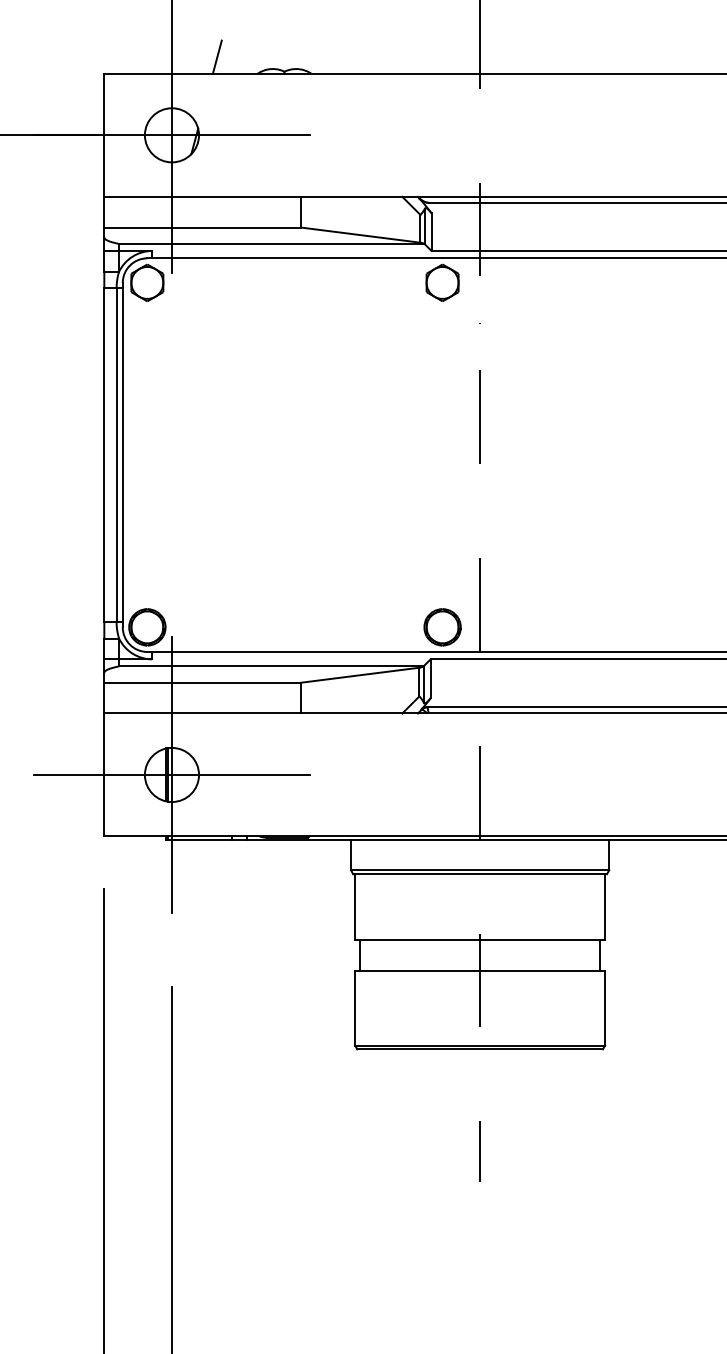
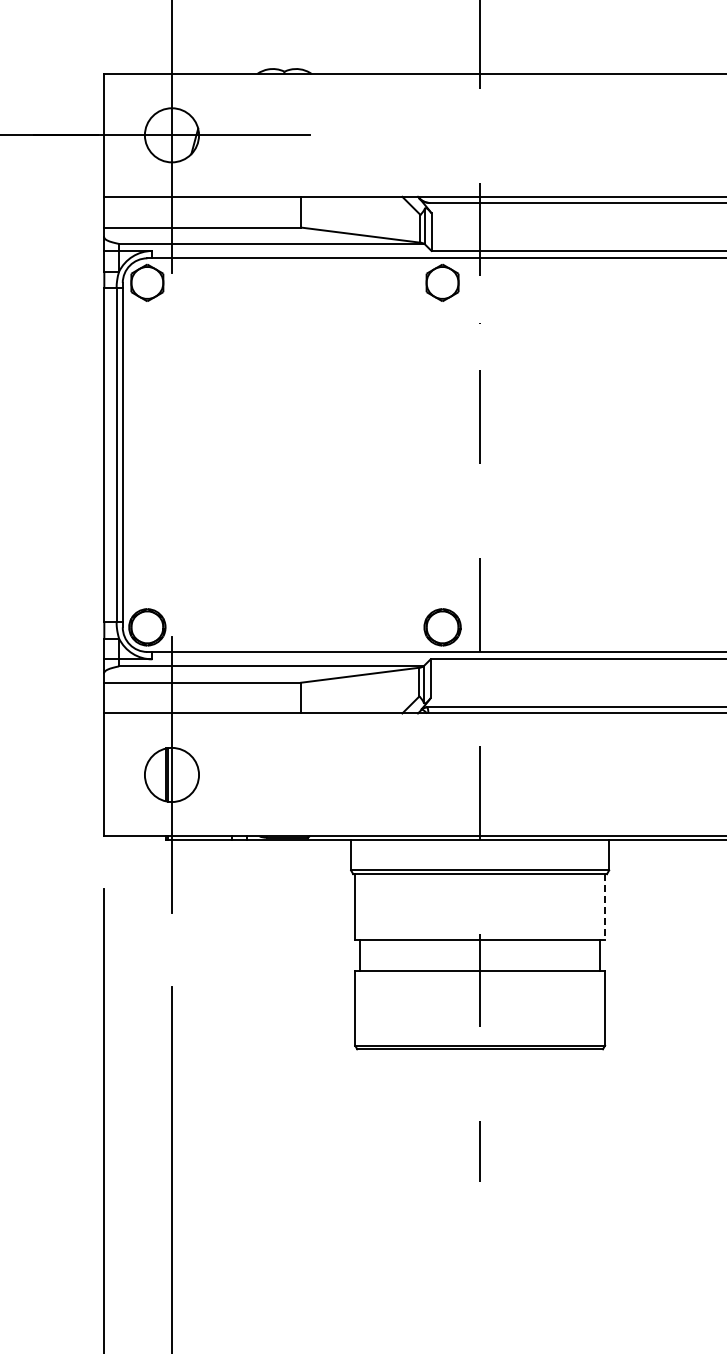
line: present -> none (216, 56)
line: present -> none (171, 774)
line: solid -> dashed (605, 906)
